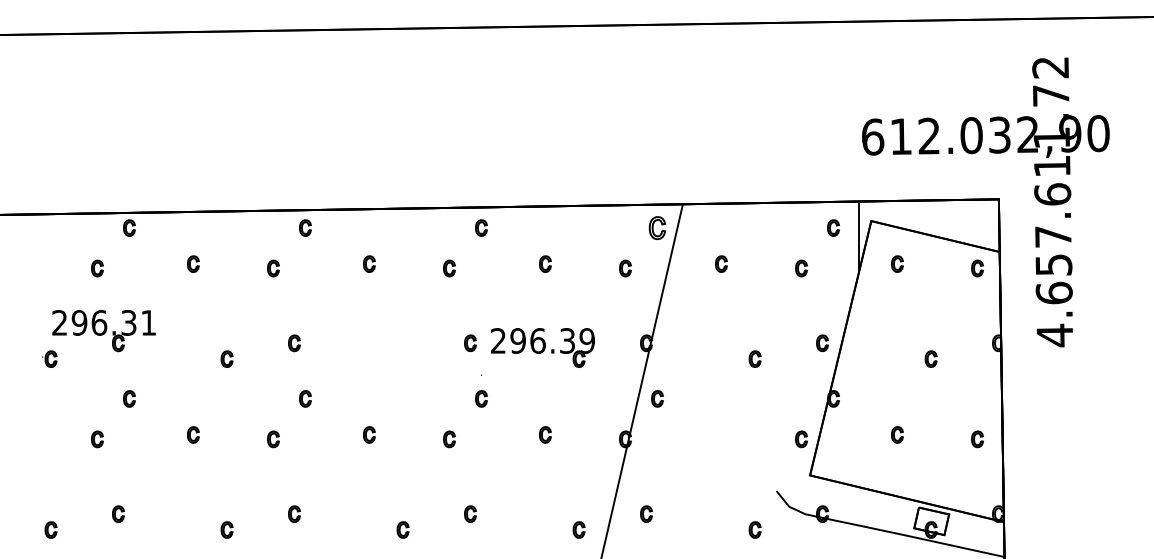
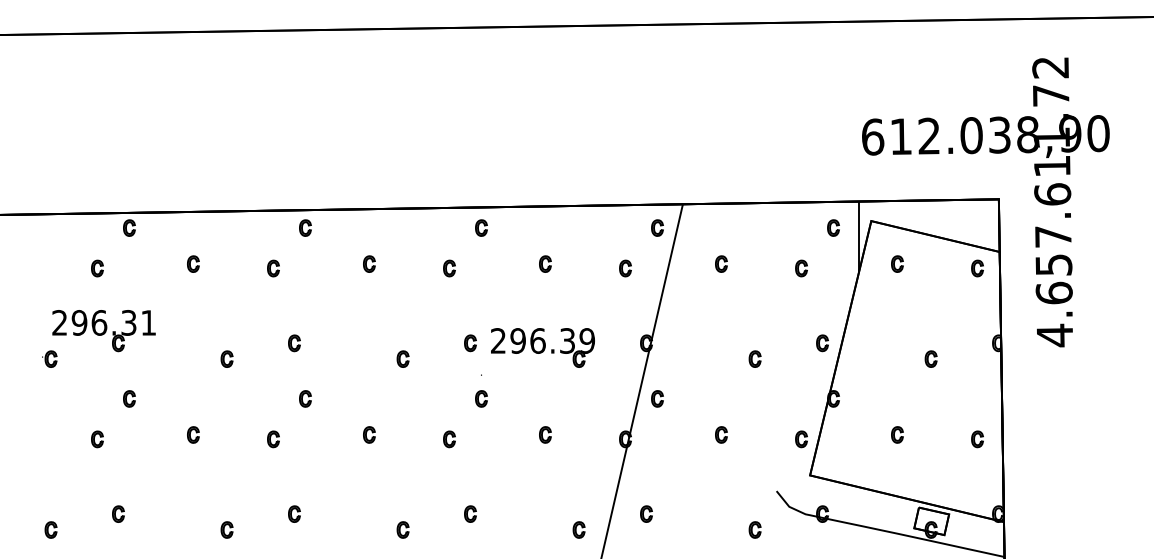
text: 612.032,90 -> 612.038,90 (1028, 134)
part size: 19x25 px -> 13x18 px (657, 227)
part: none -> present (402, 358)
part: none -> present (721, 434)
